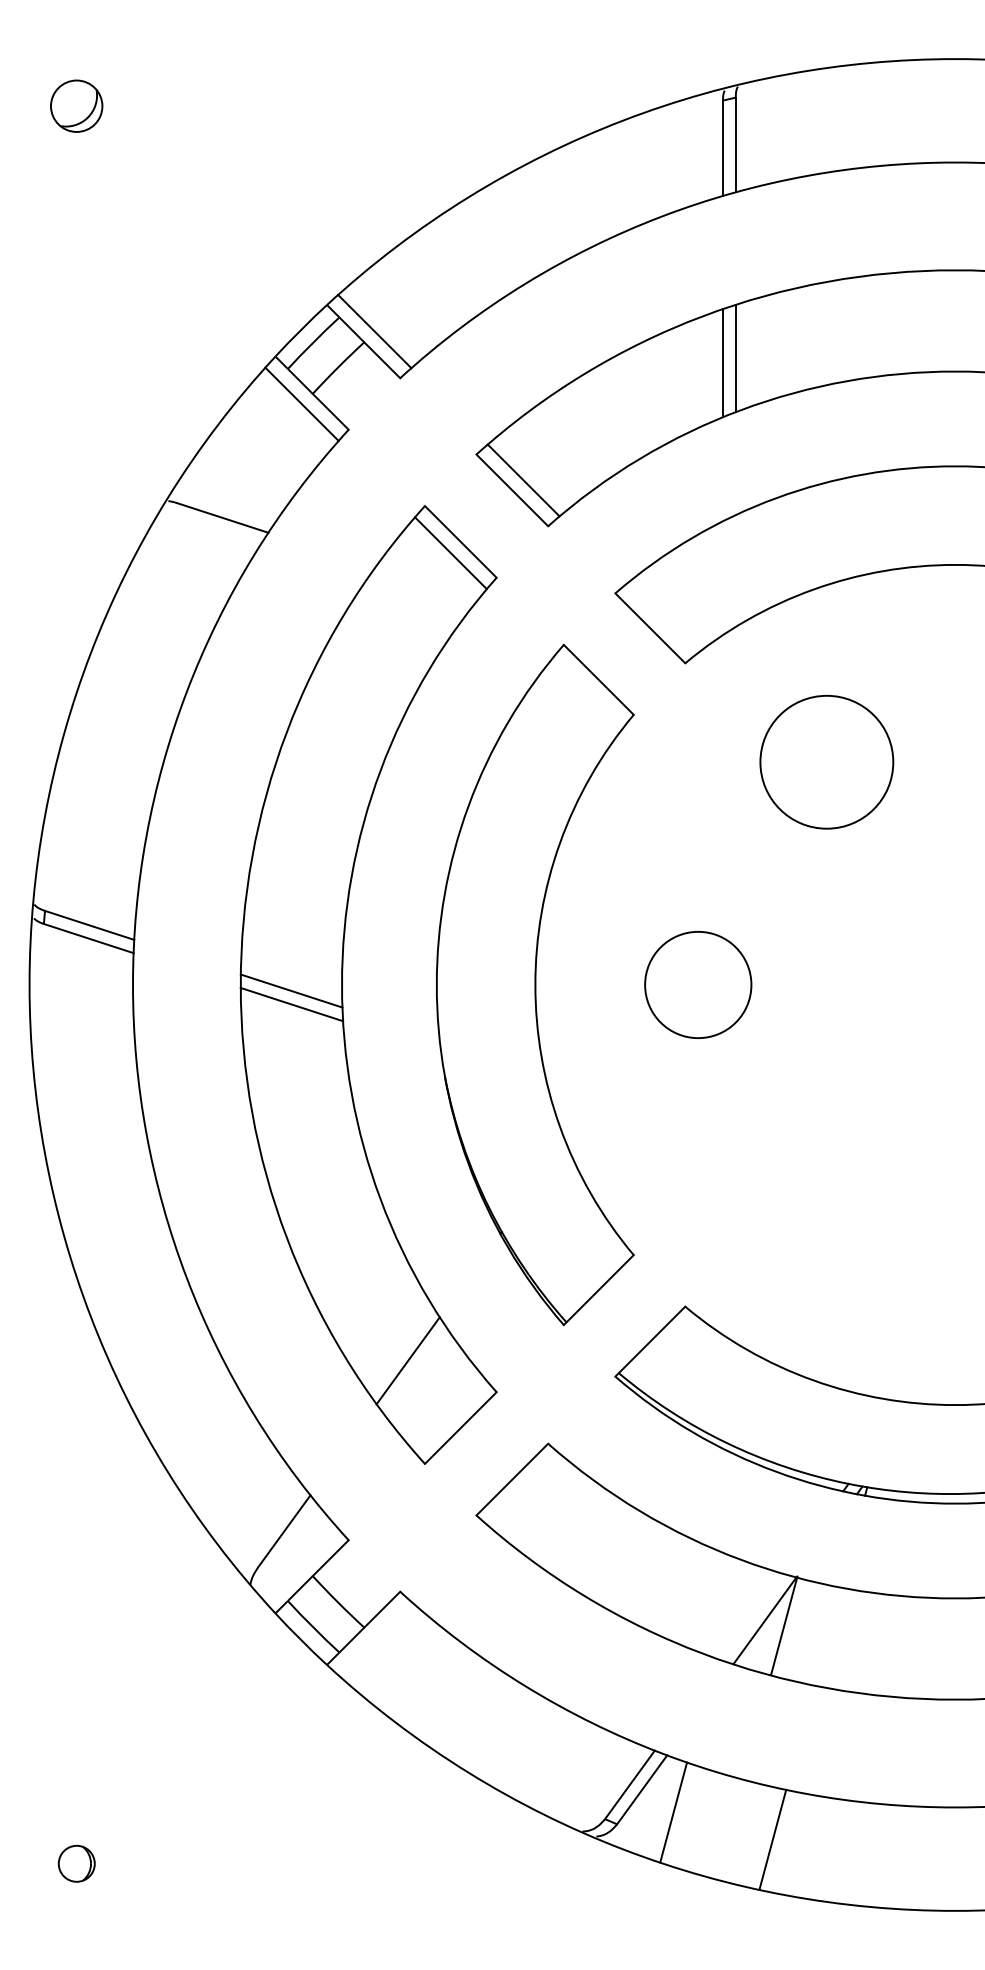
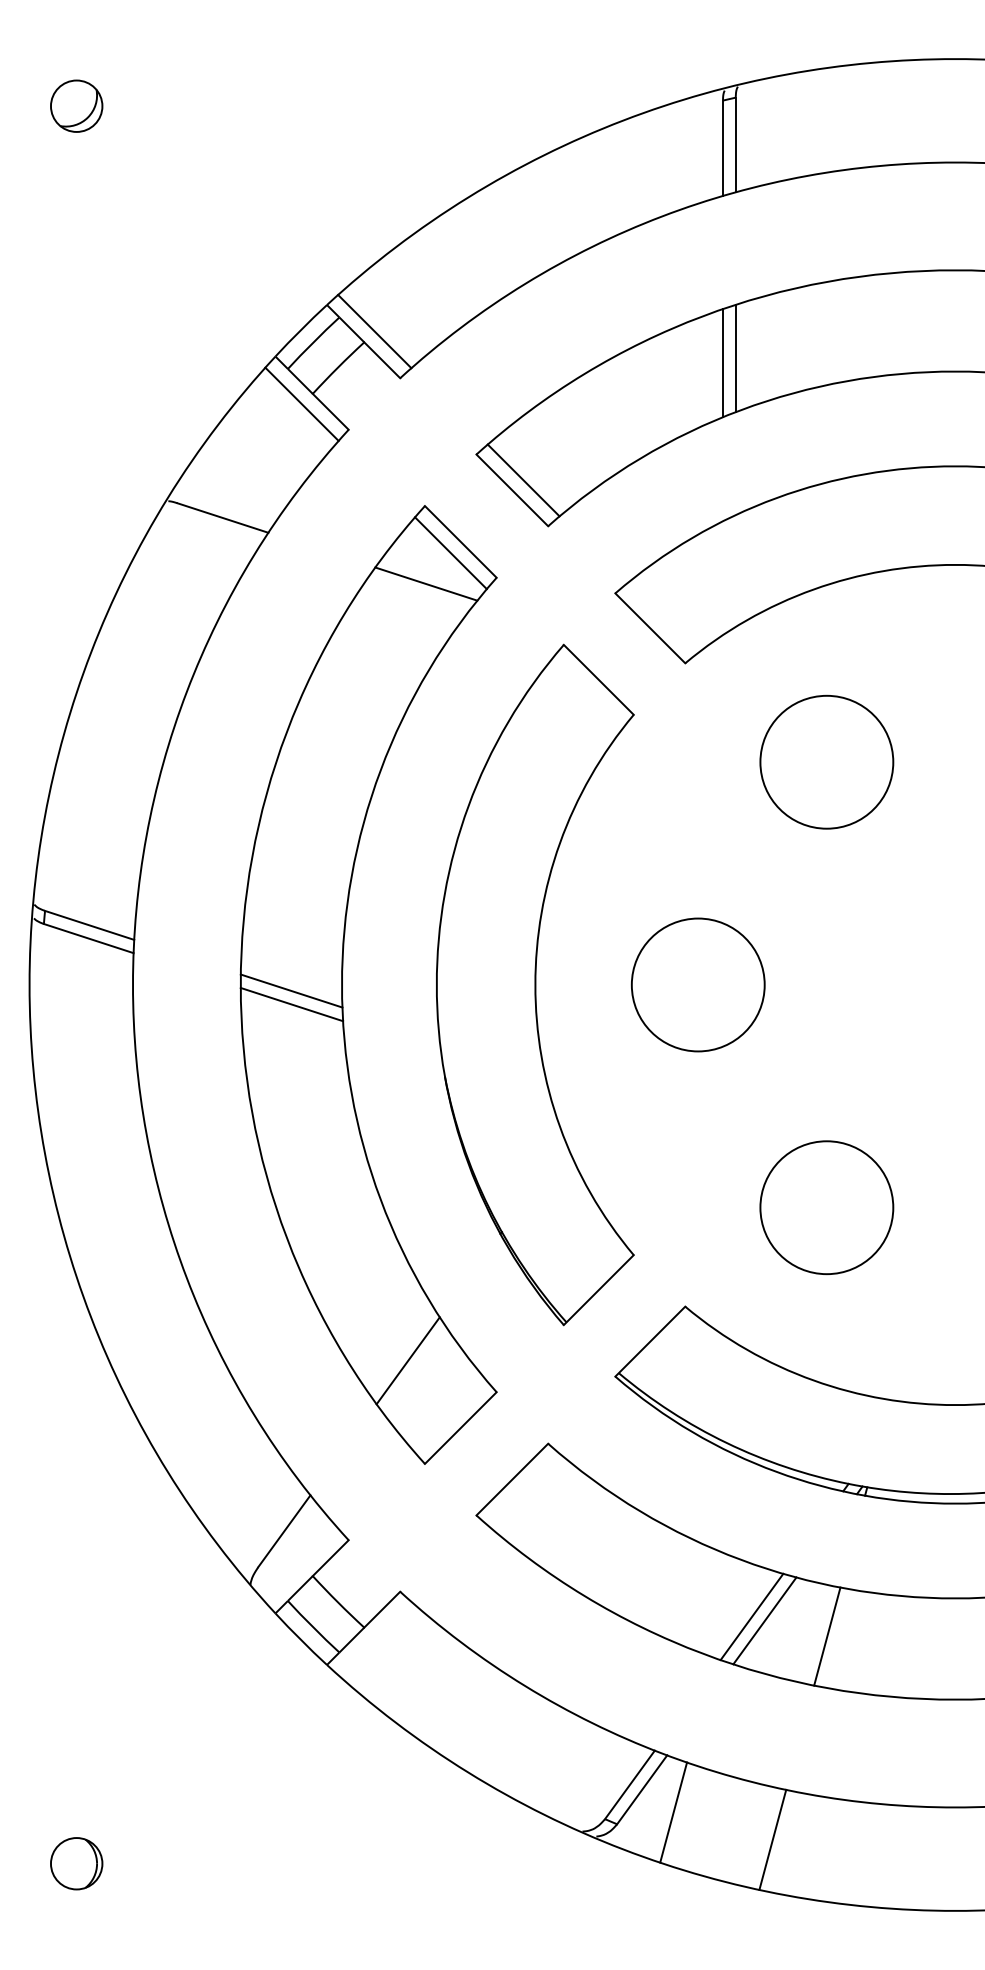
line: none -> present (426, 583)
circle diameter: 106 px -> 133 px (697, 984)
circle: none -> present (826, 1207)
line: none -> present (751, 1616)
line position: (784, 1625) -> (827, 1636) (827, 1636)
part size: 39x39 px -> 54x54 px (76, 1863)
